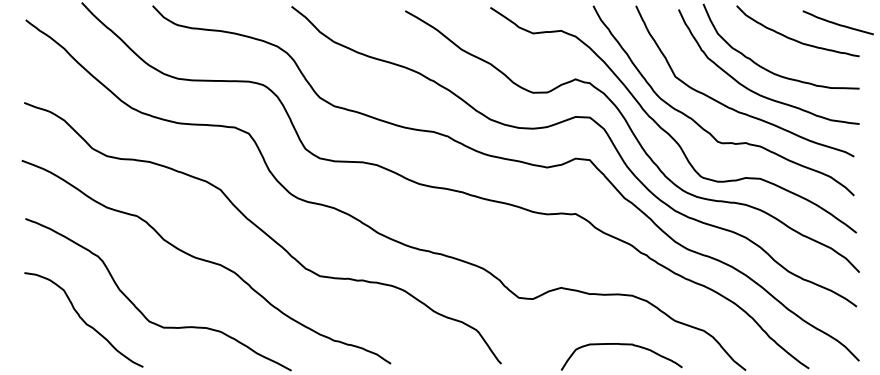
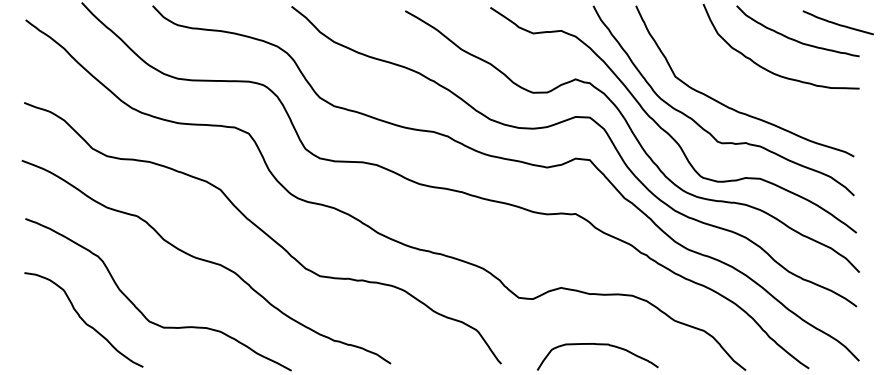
curve: present -> none (751, 89)
curve position: (621, 345) -> (597, 345) (597, 345)
